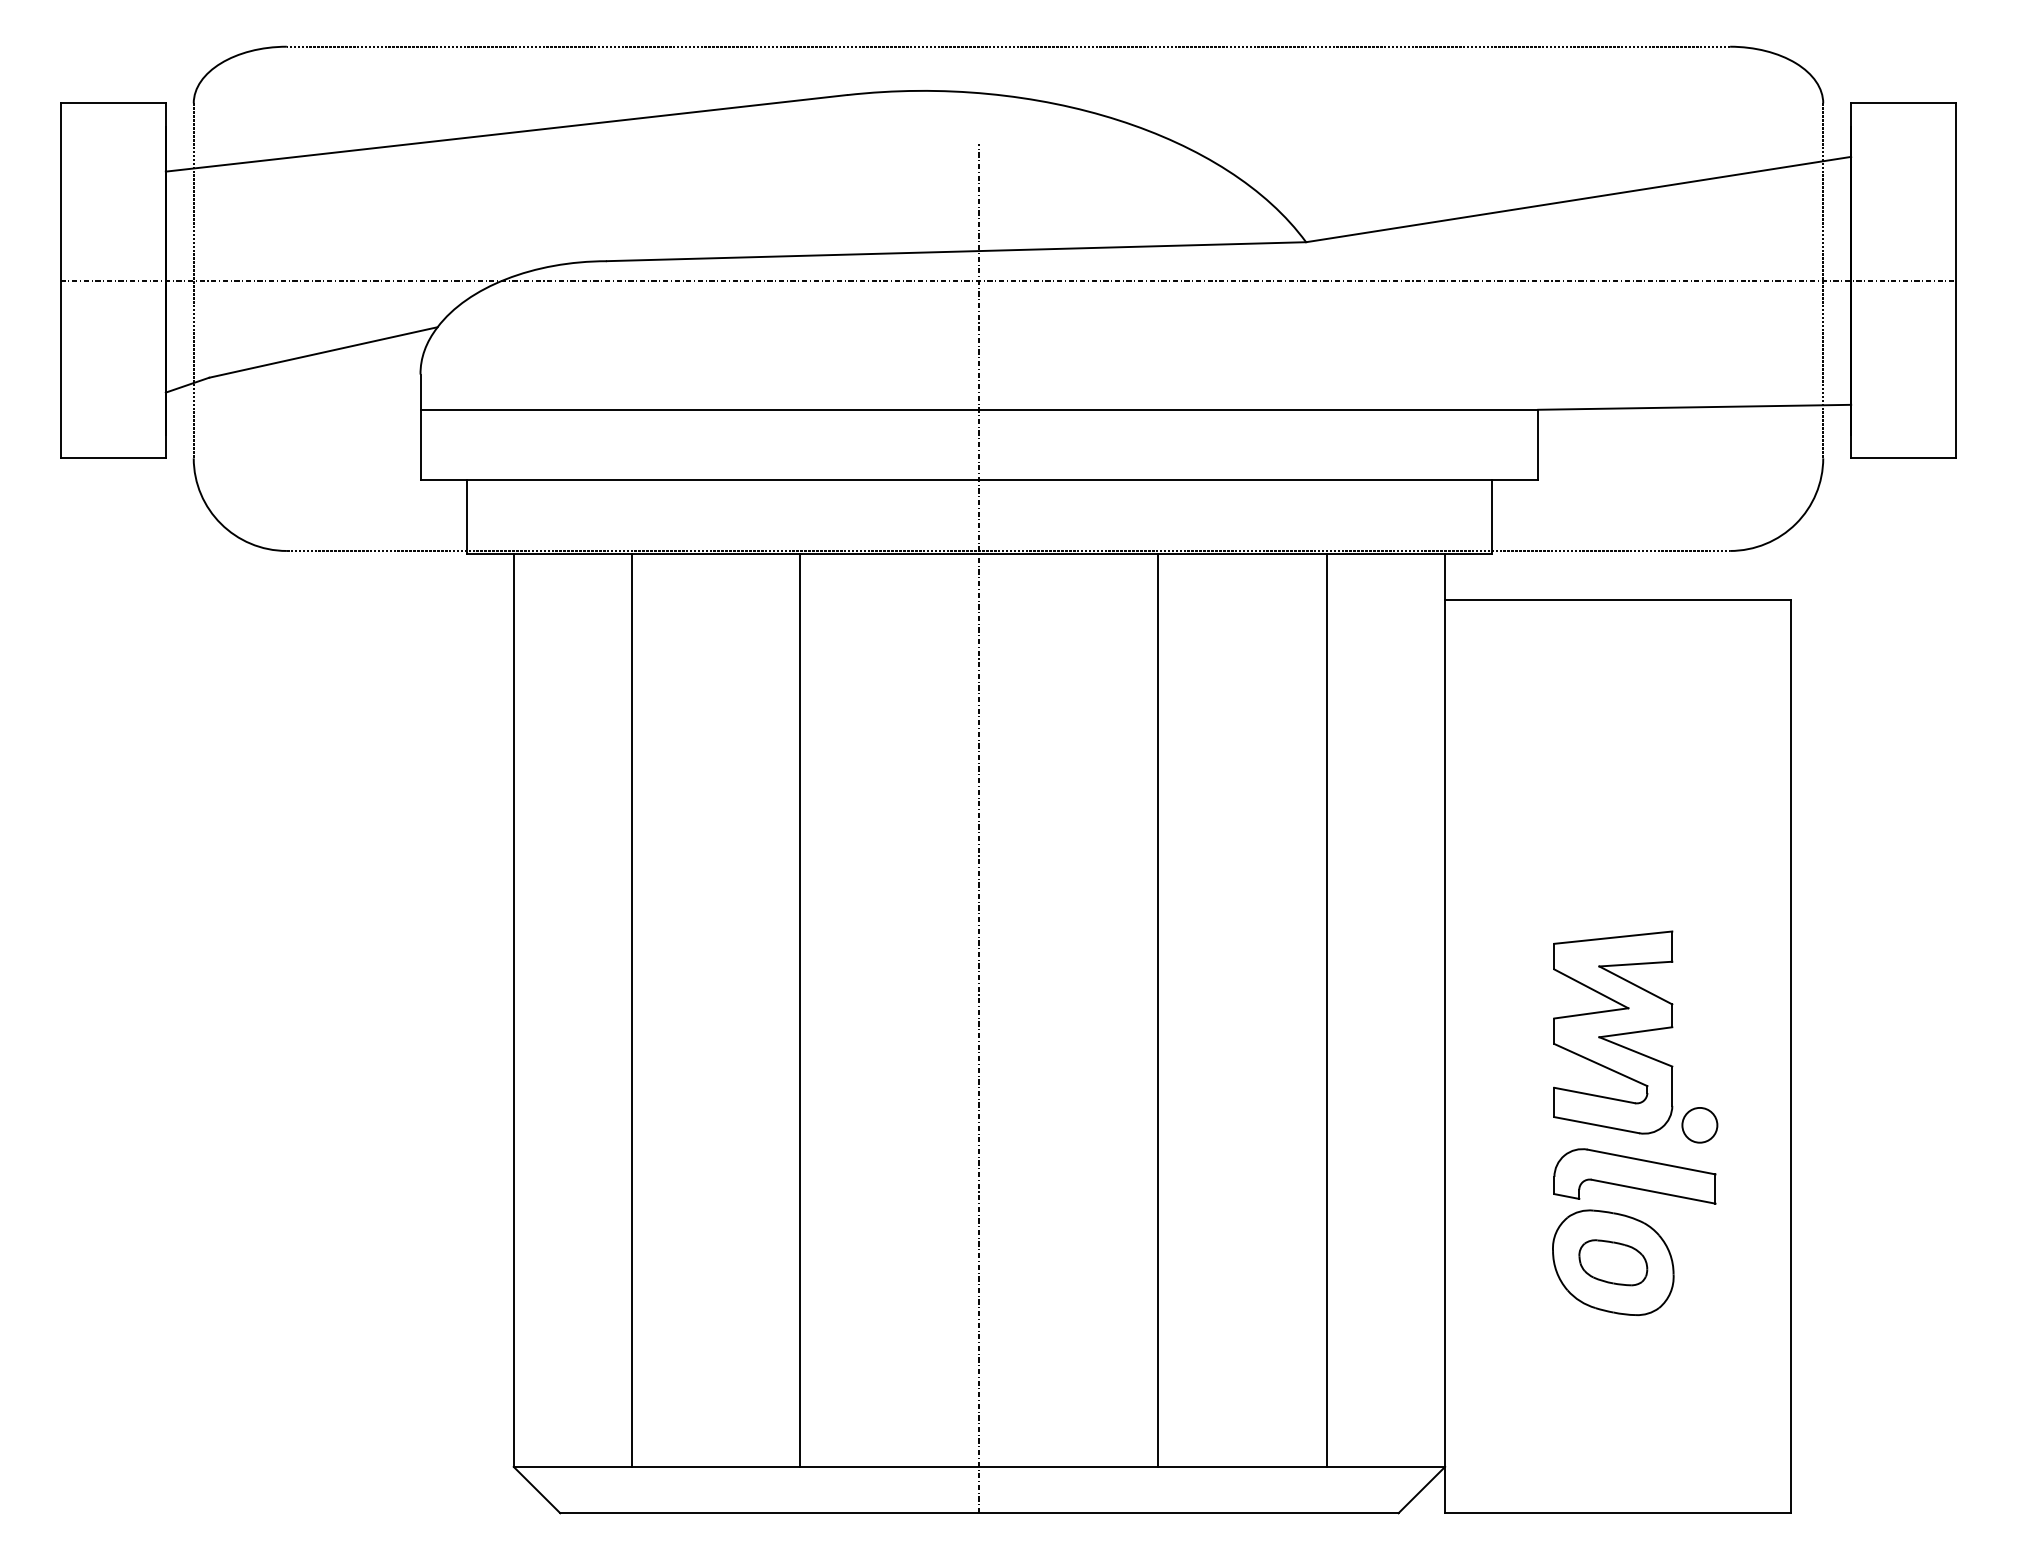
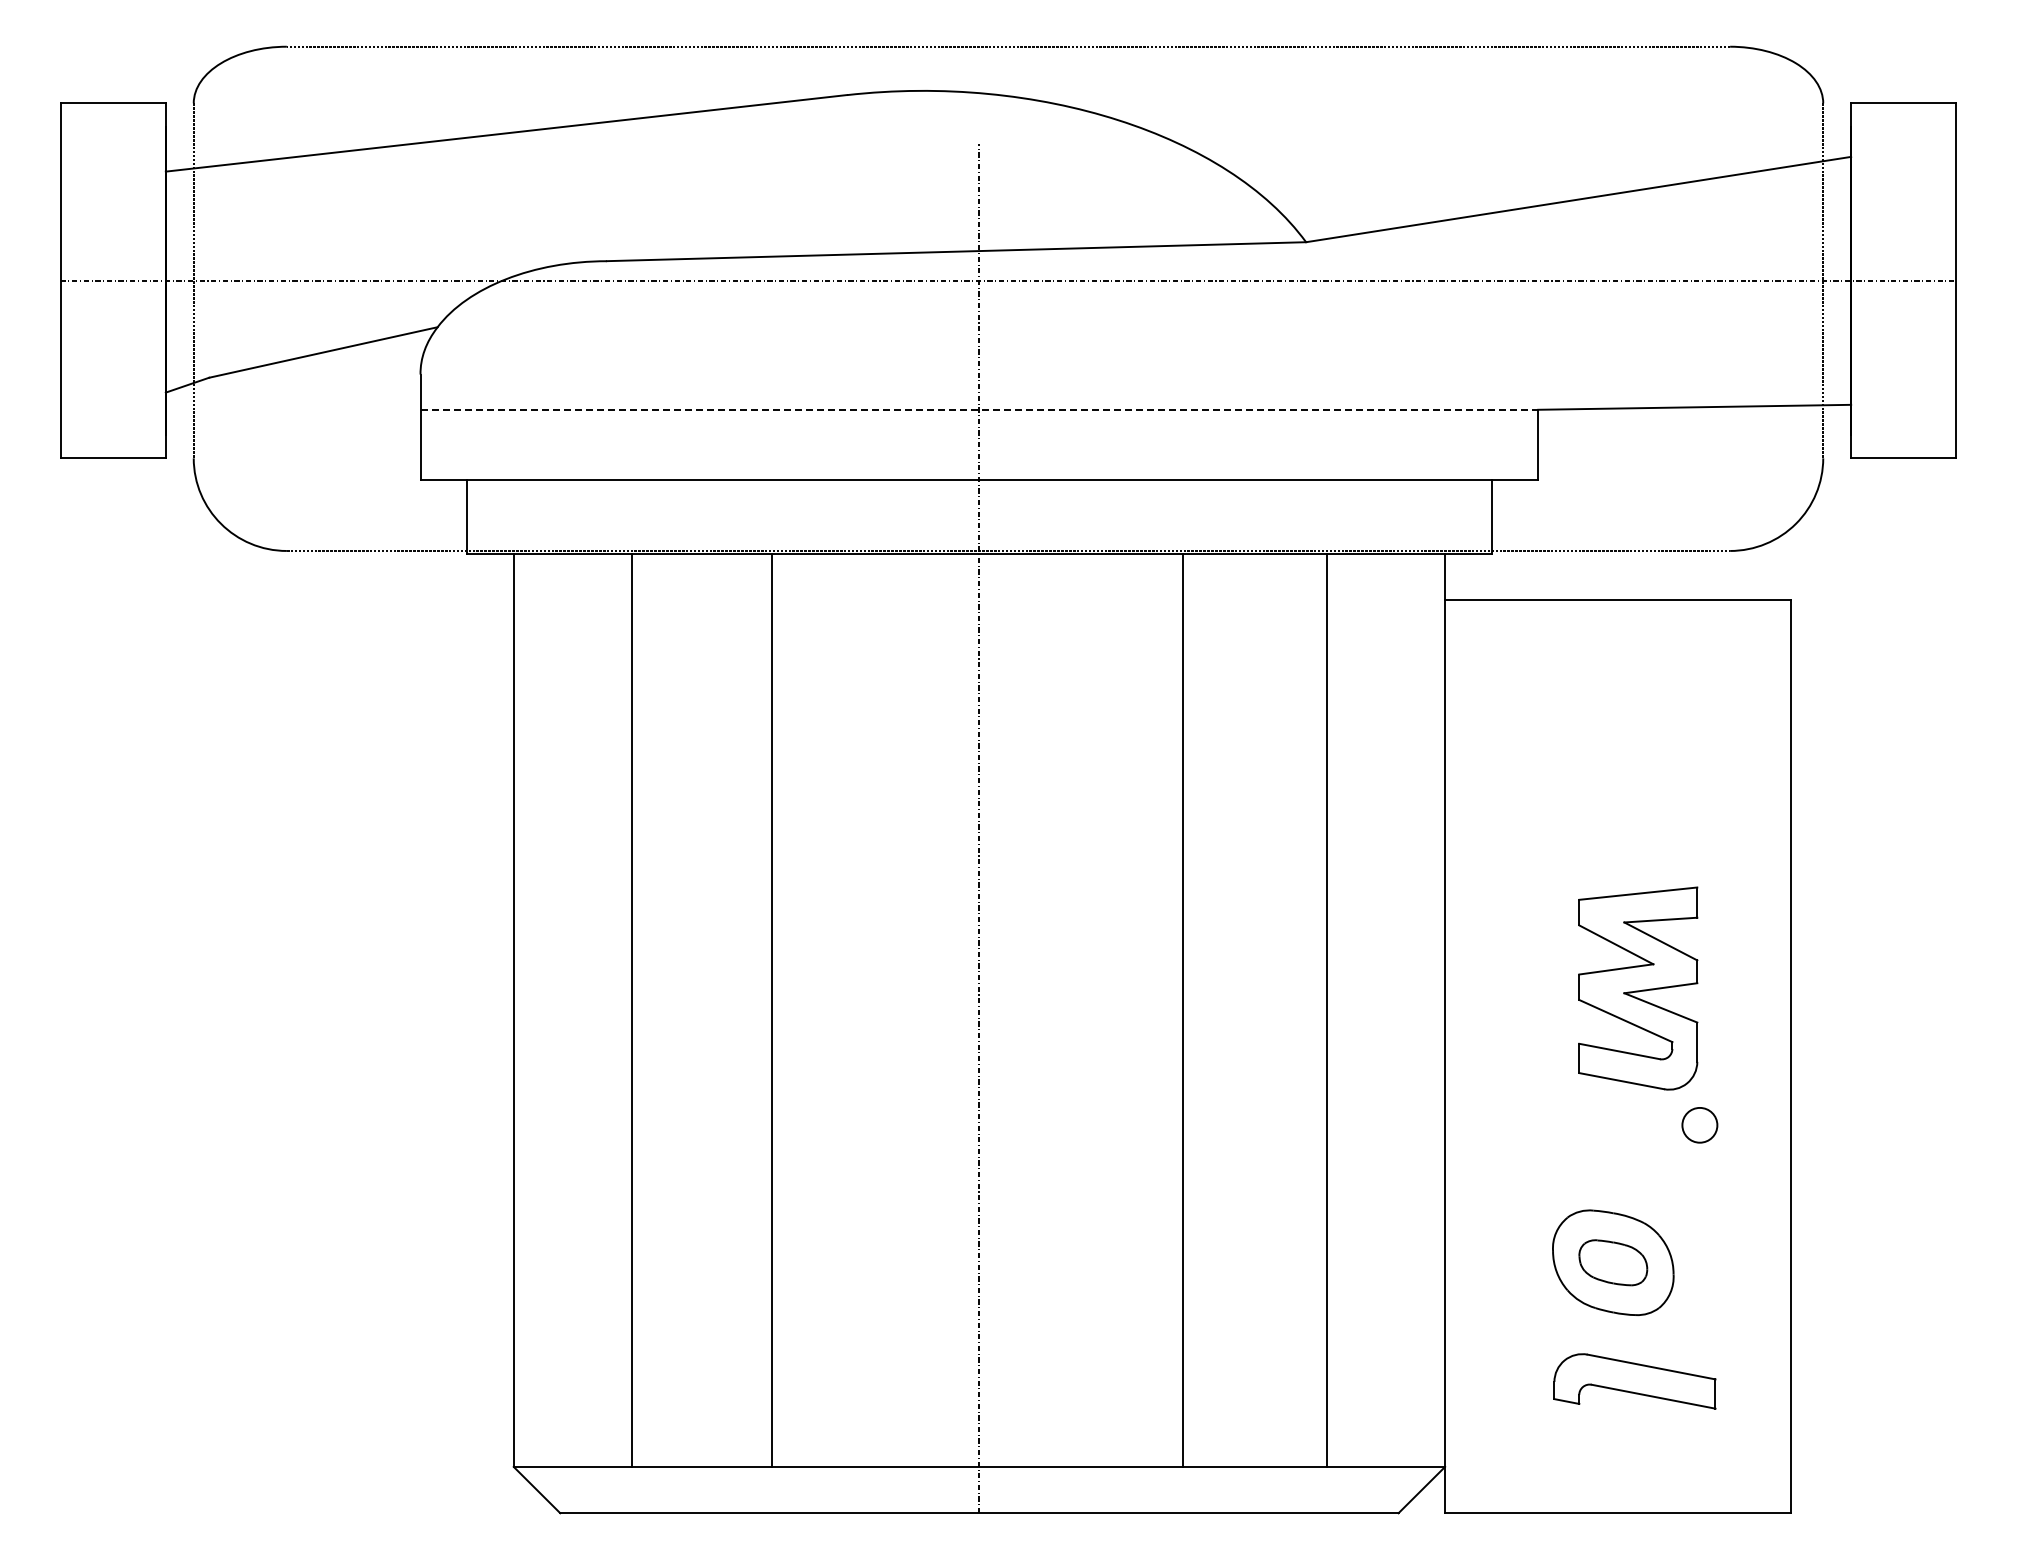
line: solid -> dashed (979, 409)
line position: (800, 1009) -> (772, 1009) (772, 1009)
line position: (1158, 1009) -> (1183, 1009) (1183, 1009)
part position: (1613, 1032) -> (1638, 988) (1638, 988)
part position: (1634, 1176) -> (1634, 1381) (1634, 1381)
